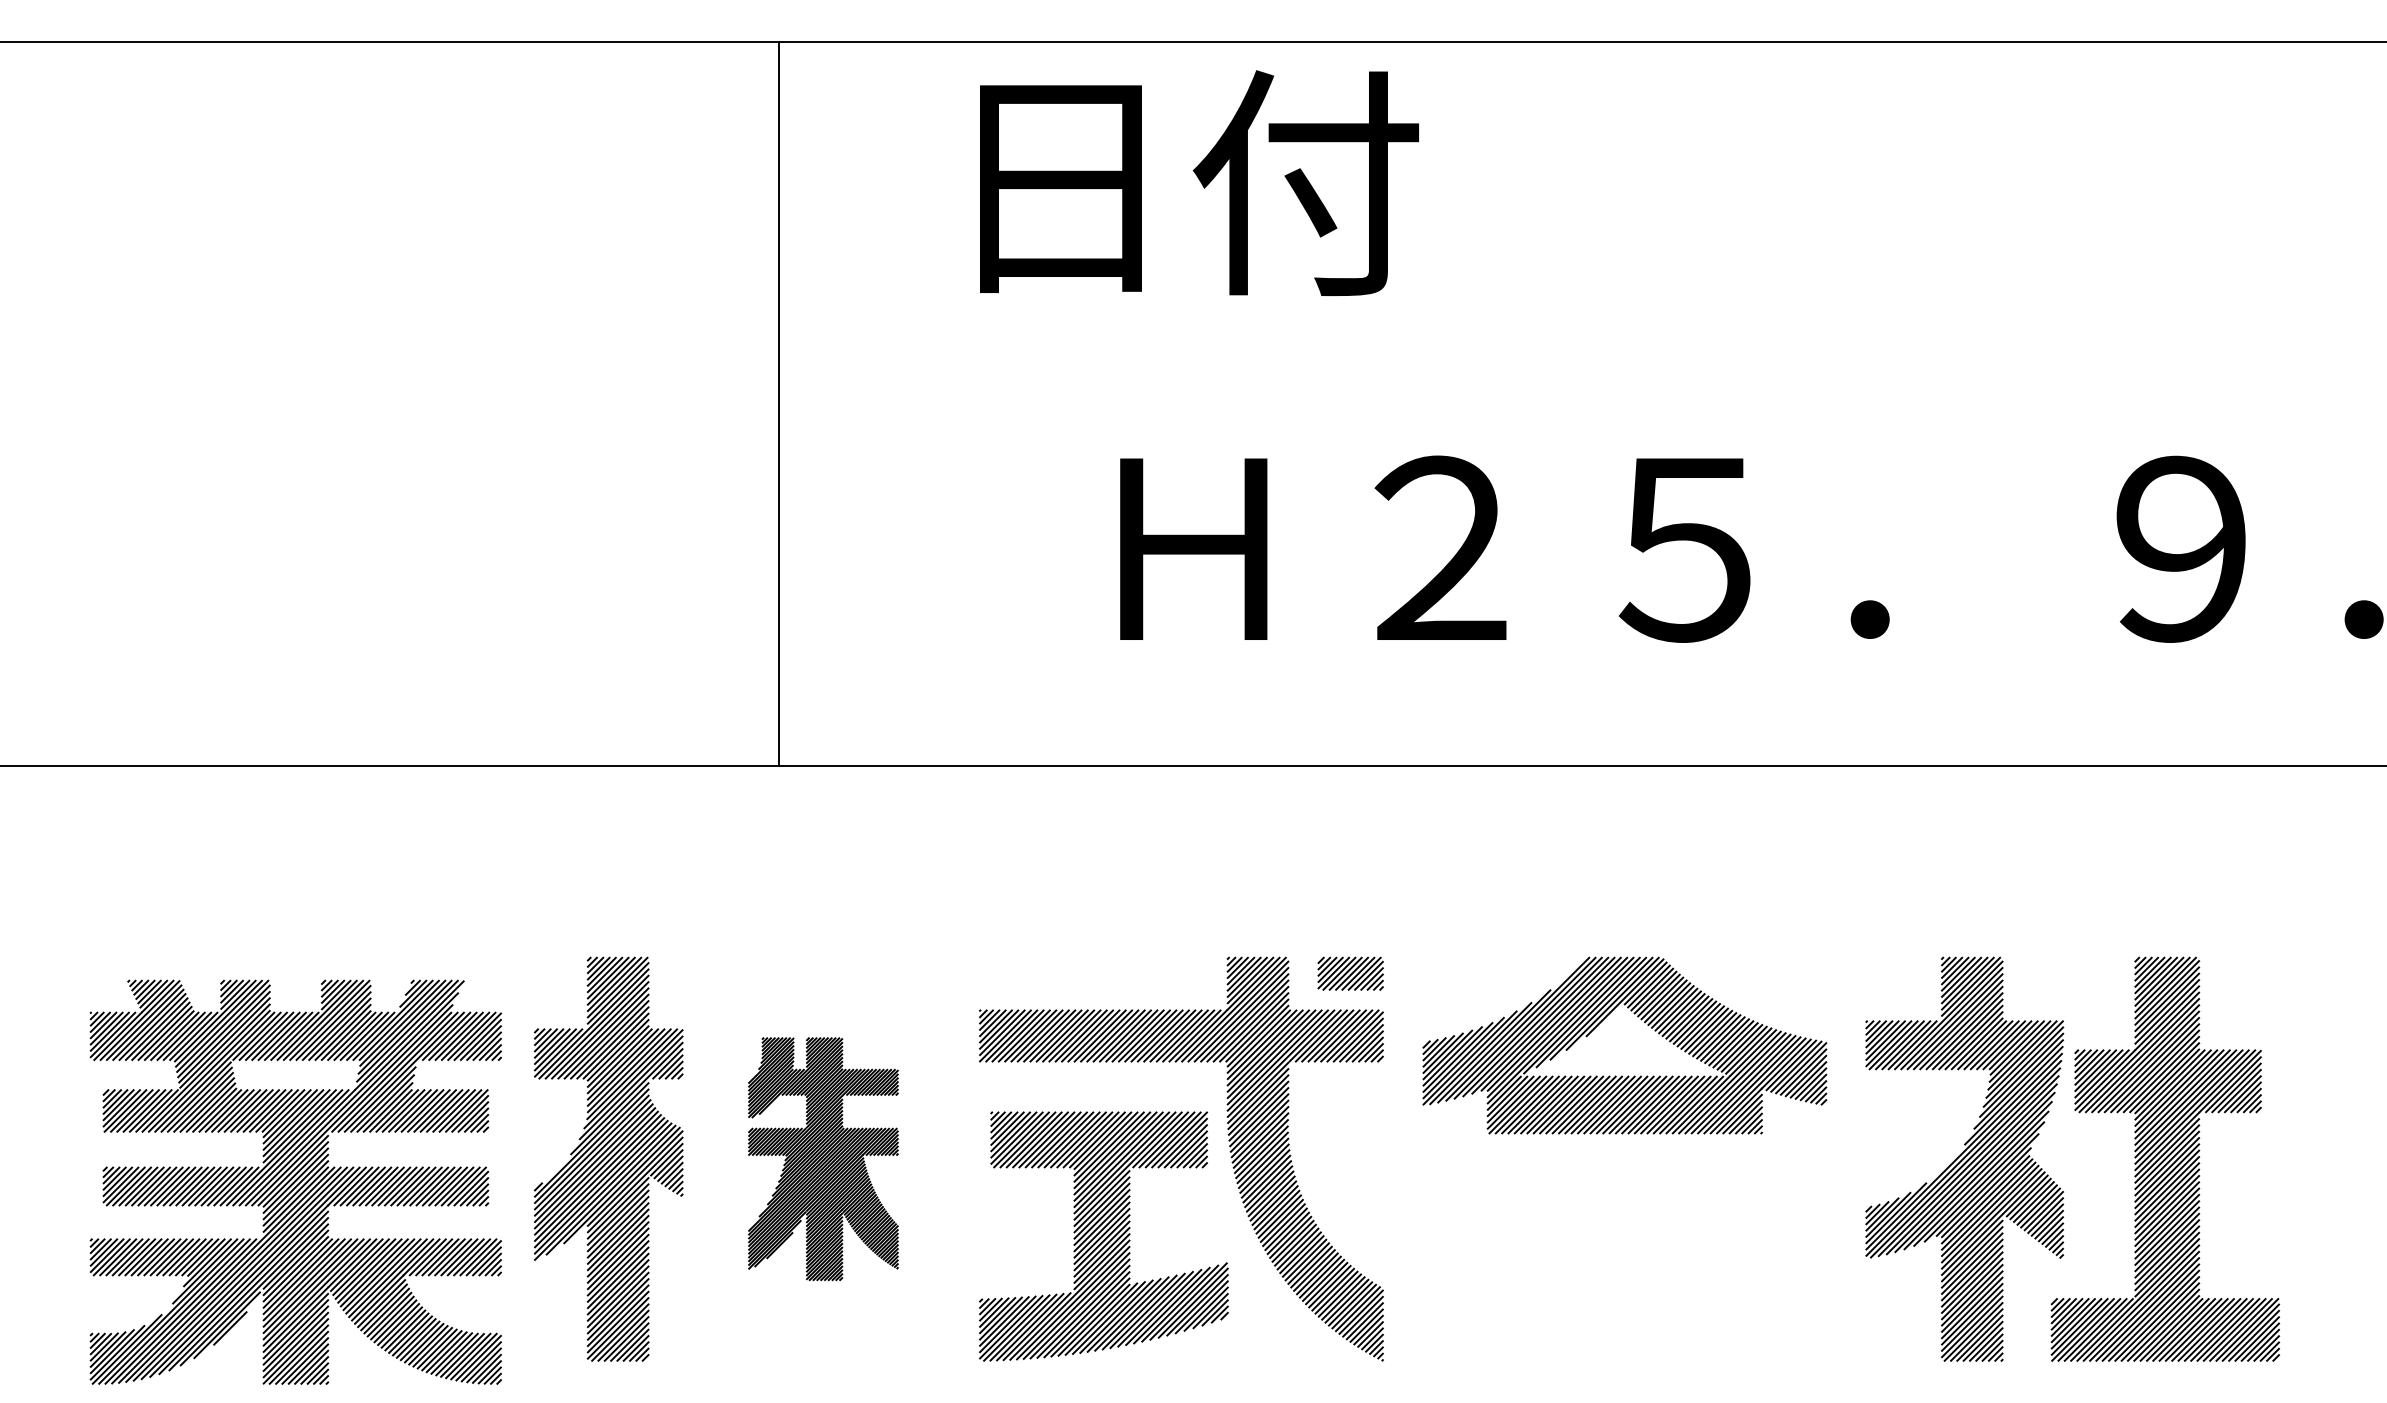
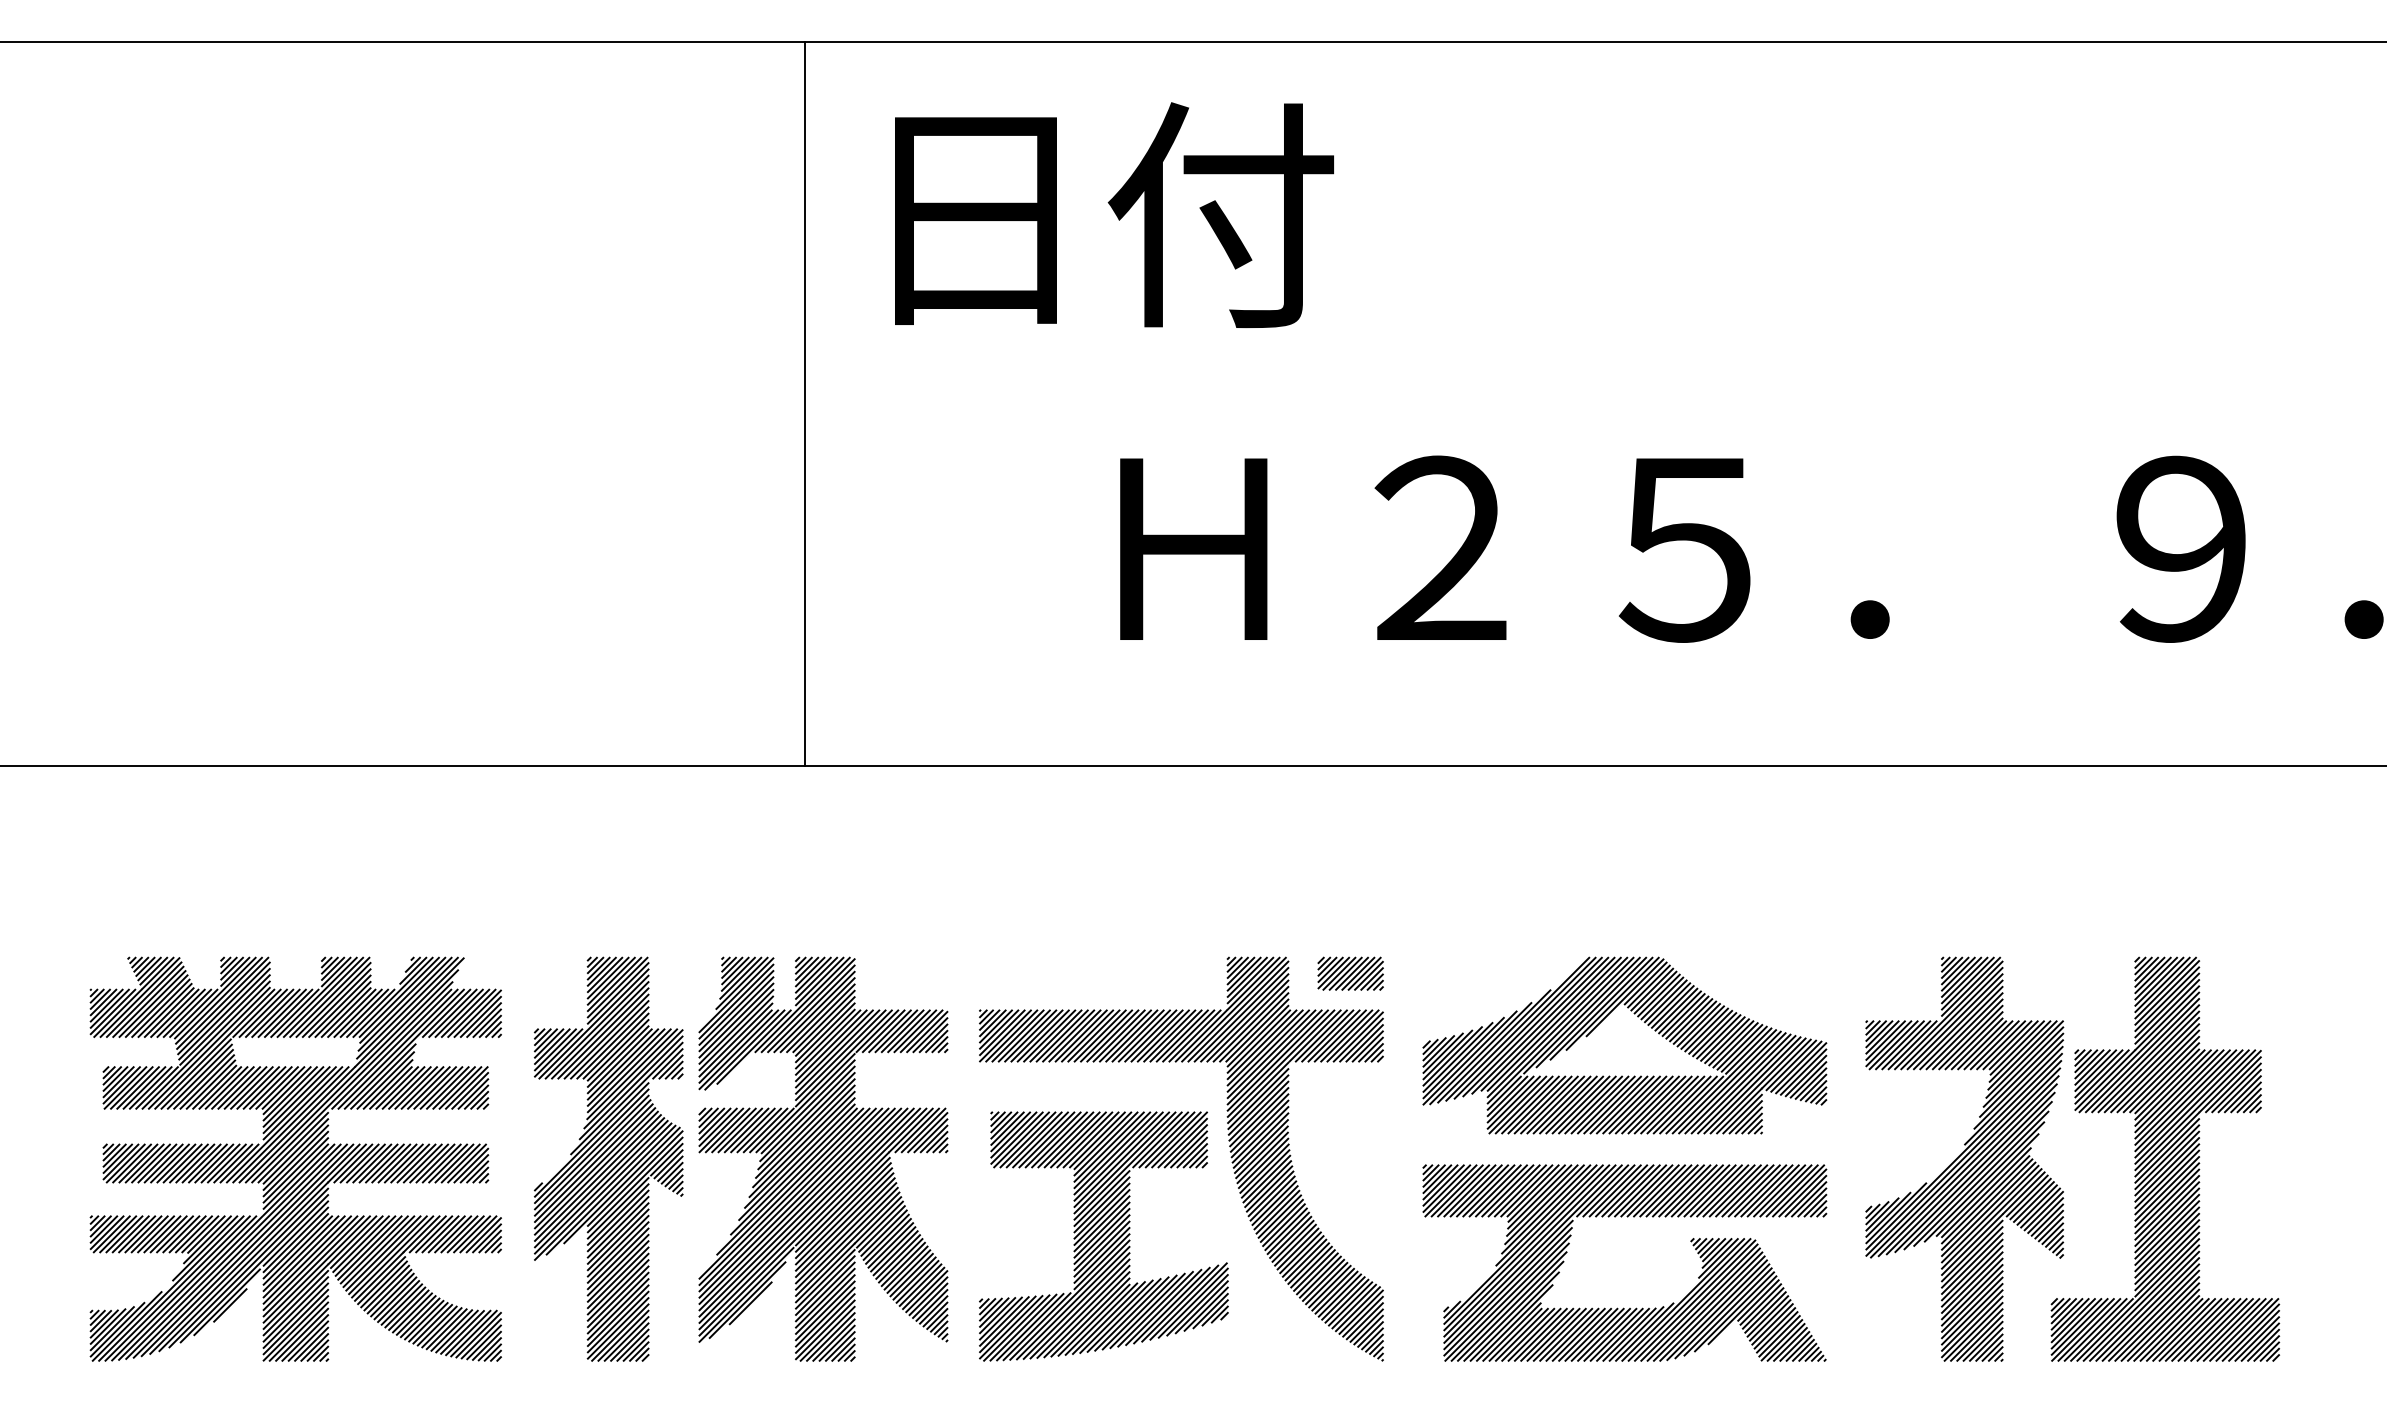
text position: (1199, 182) -> (1114, 214) (1114, 214)
line position: (778, 404) -> (804, 404) (804, 404)
part size: 151x245 px -> 251x406 px (823, 1158)
part position: (295, 1181) -> (295, 1158) (295, 1158)
part: none -> present (1623, 1307)
